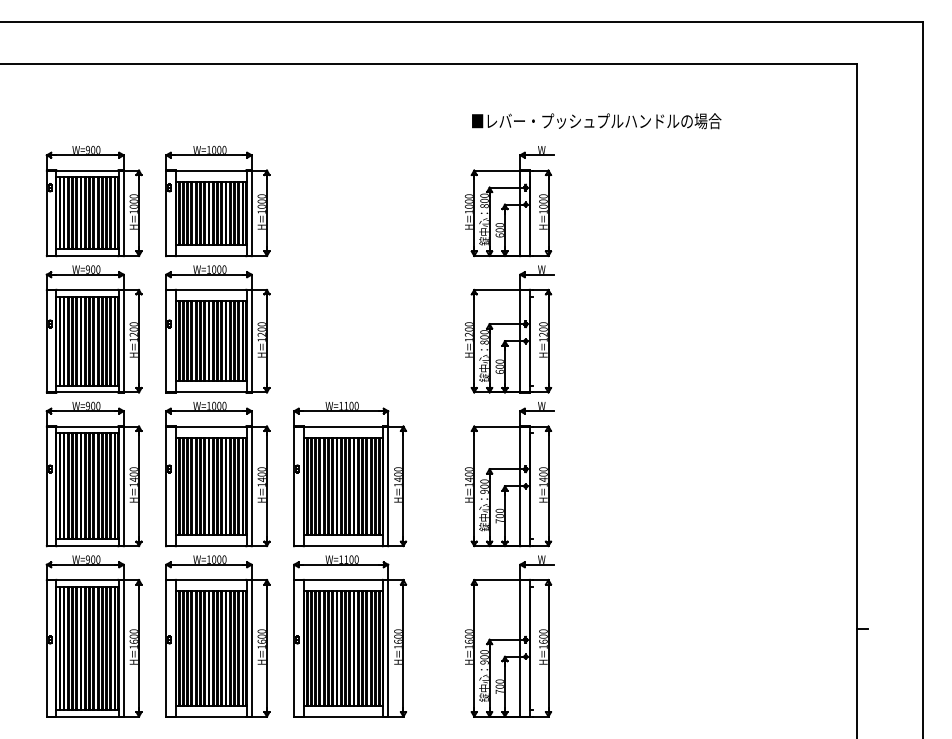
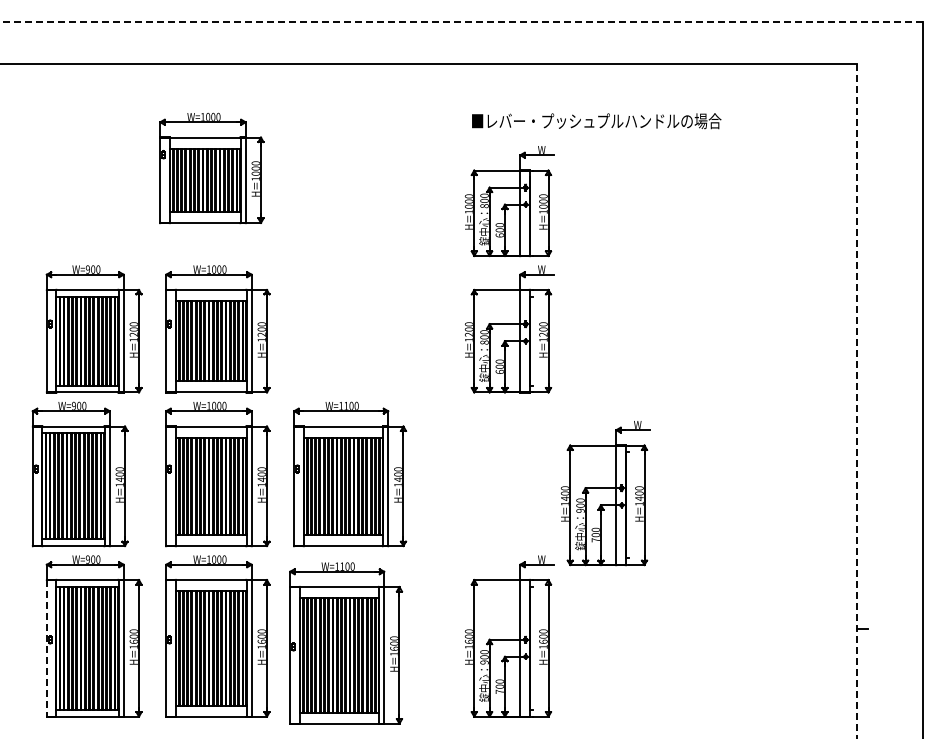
line: solid -> dashed (461, 22)
part: present -> none (93, 201)
part position: (217, 201) -> (211, 168) (211, 168)
line: solid -> dashed (857, 401)
part position: (93, 474) -> (79, 474) (79, 474)
part position: (509, 474) -> (605, 493) (605, 493)
part position: (350, 636) -> (346, 643) (346, 643)
line: solid -> dashed (46, 648)
